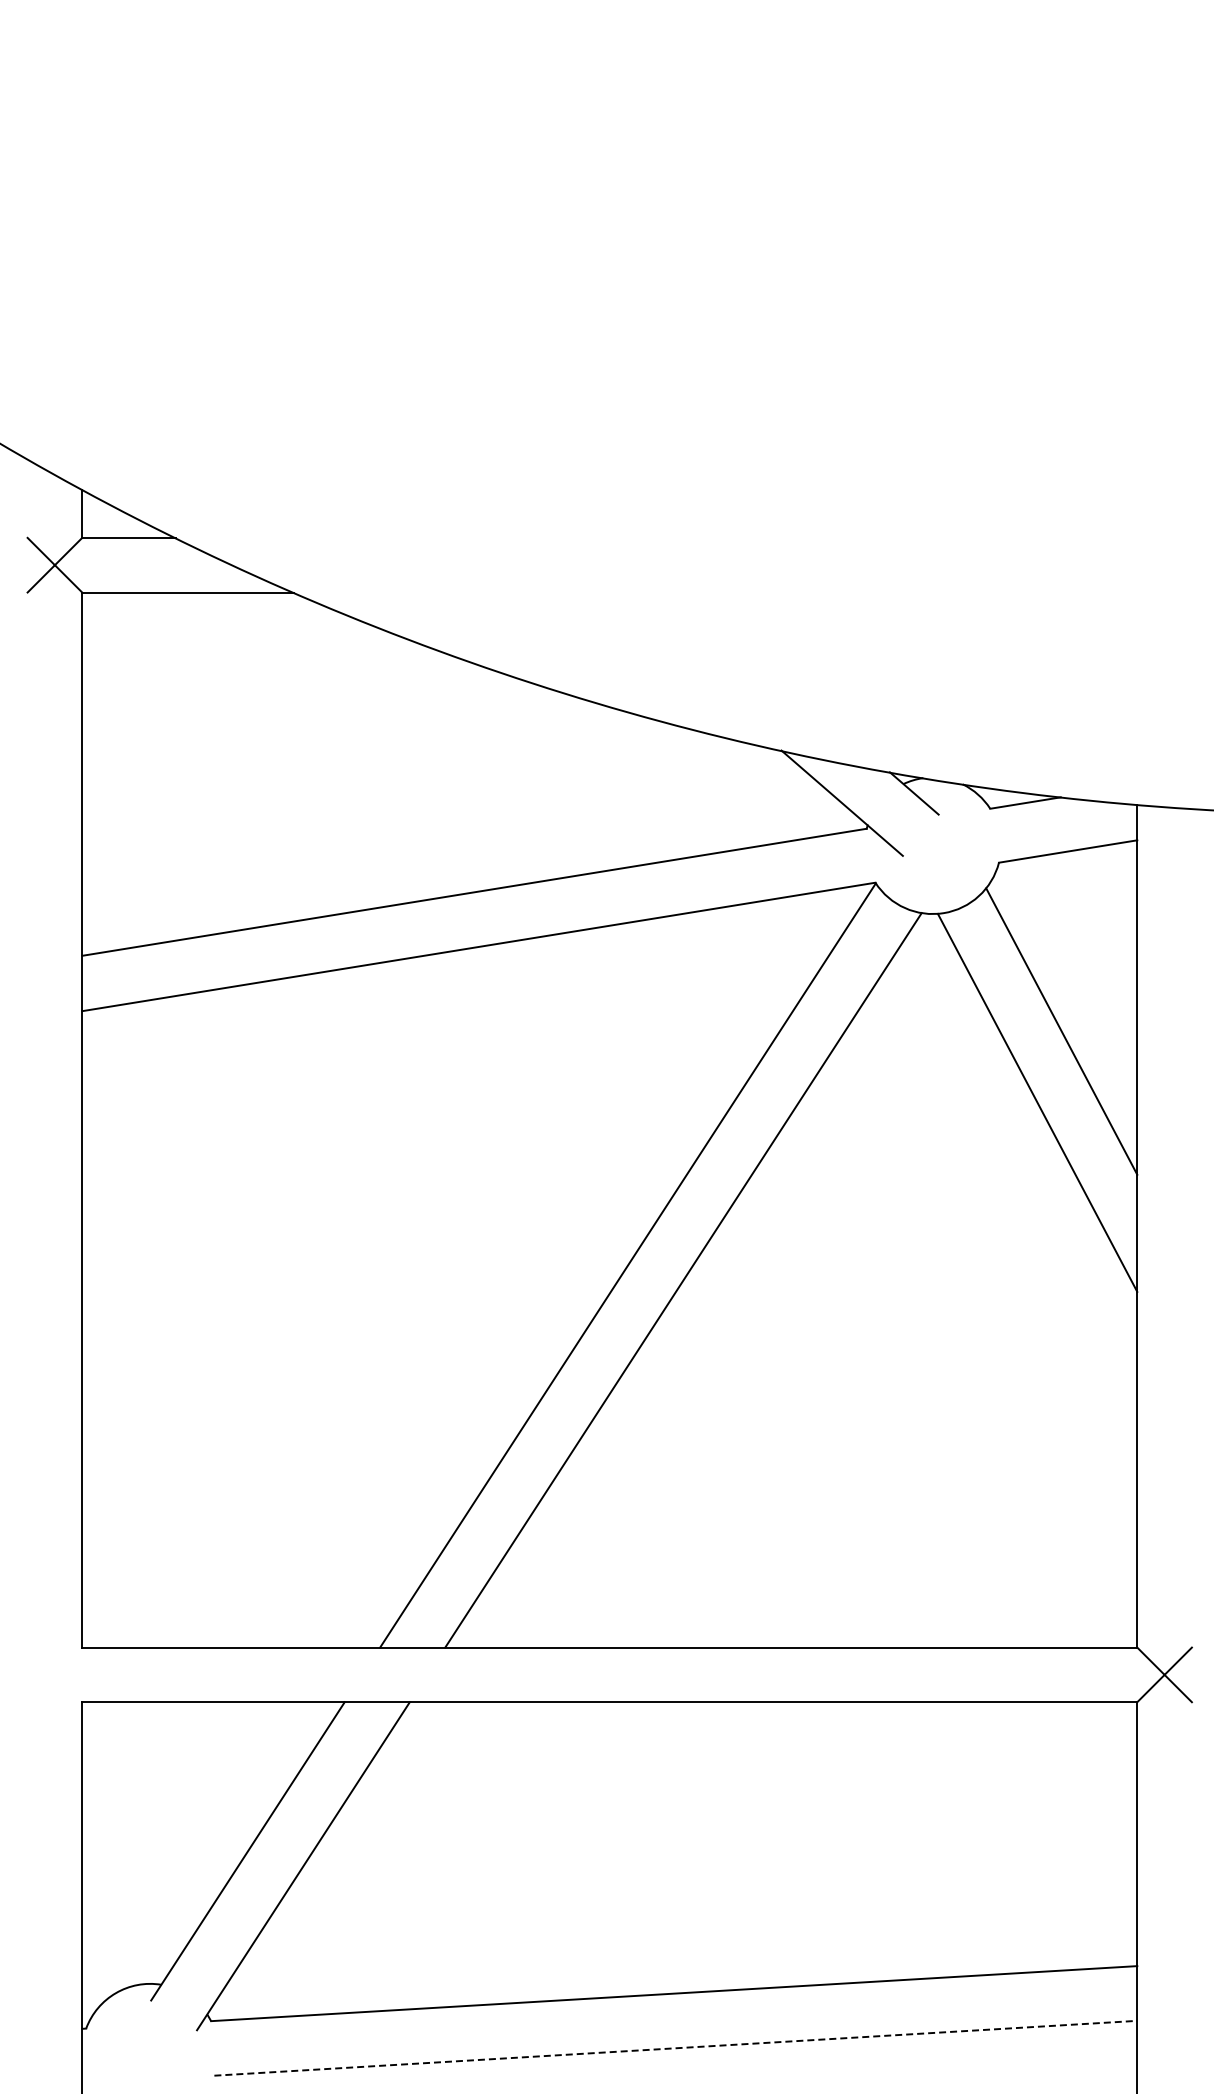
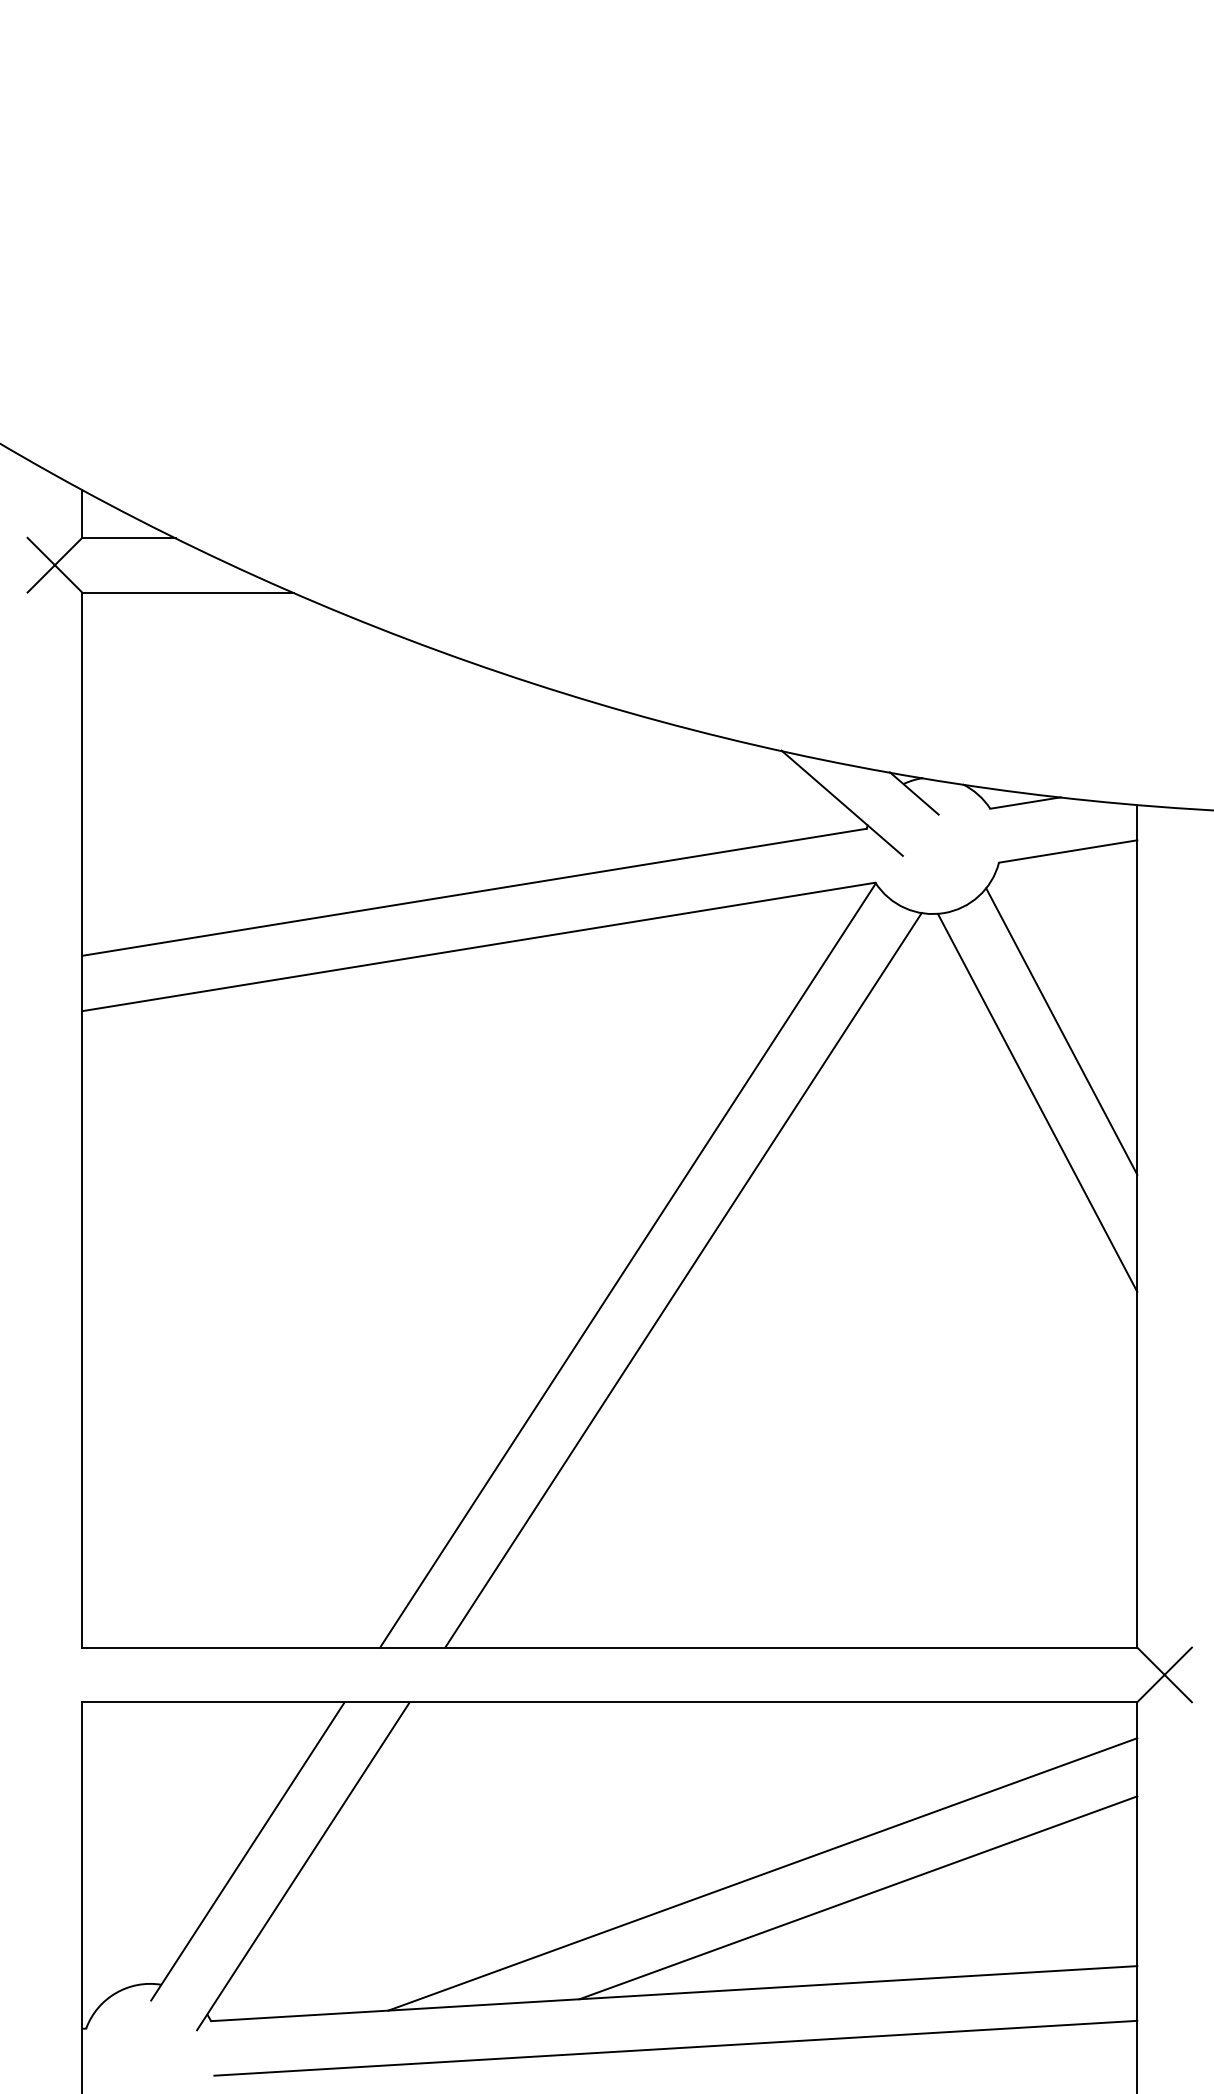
line: none -> present (762, 1874)
line: none -> present (858, 1897)
line: dashed -> solid (676, 2048)
